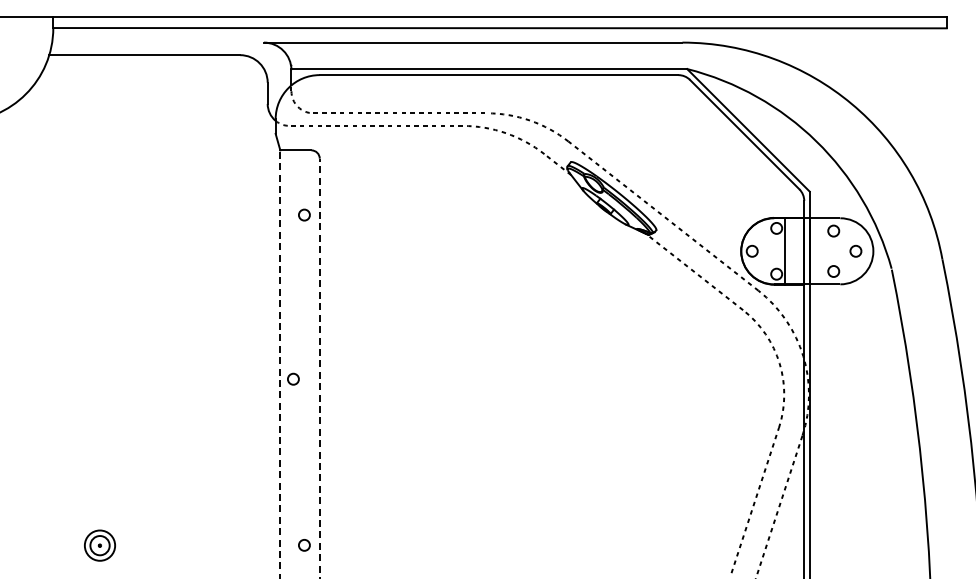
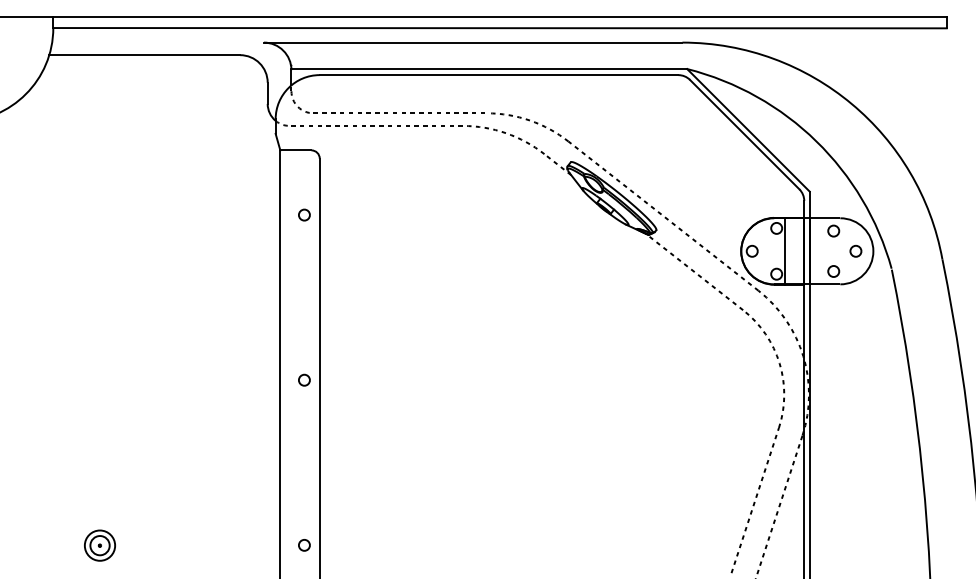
line: dashed -> solid (280, 364)
line: dashed -> solid (319, 368)
circle position: (293, 378) -> (304, 379) (304, 379)
